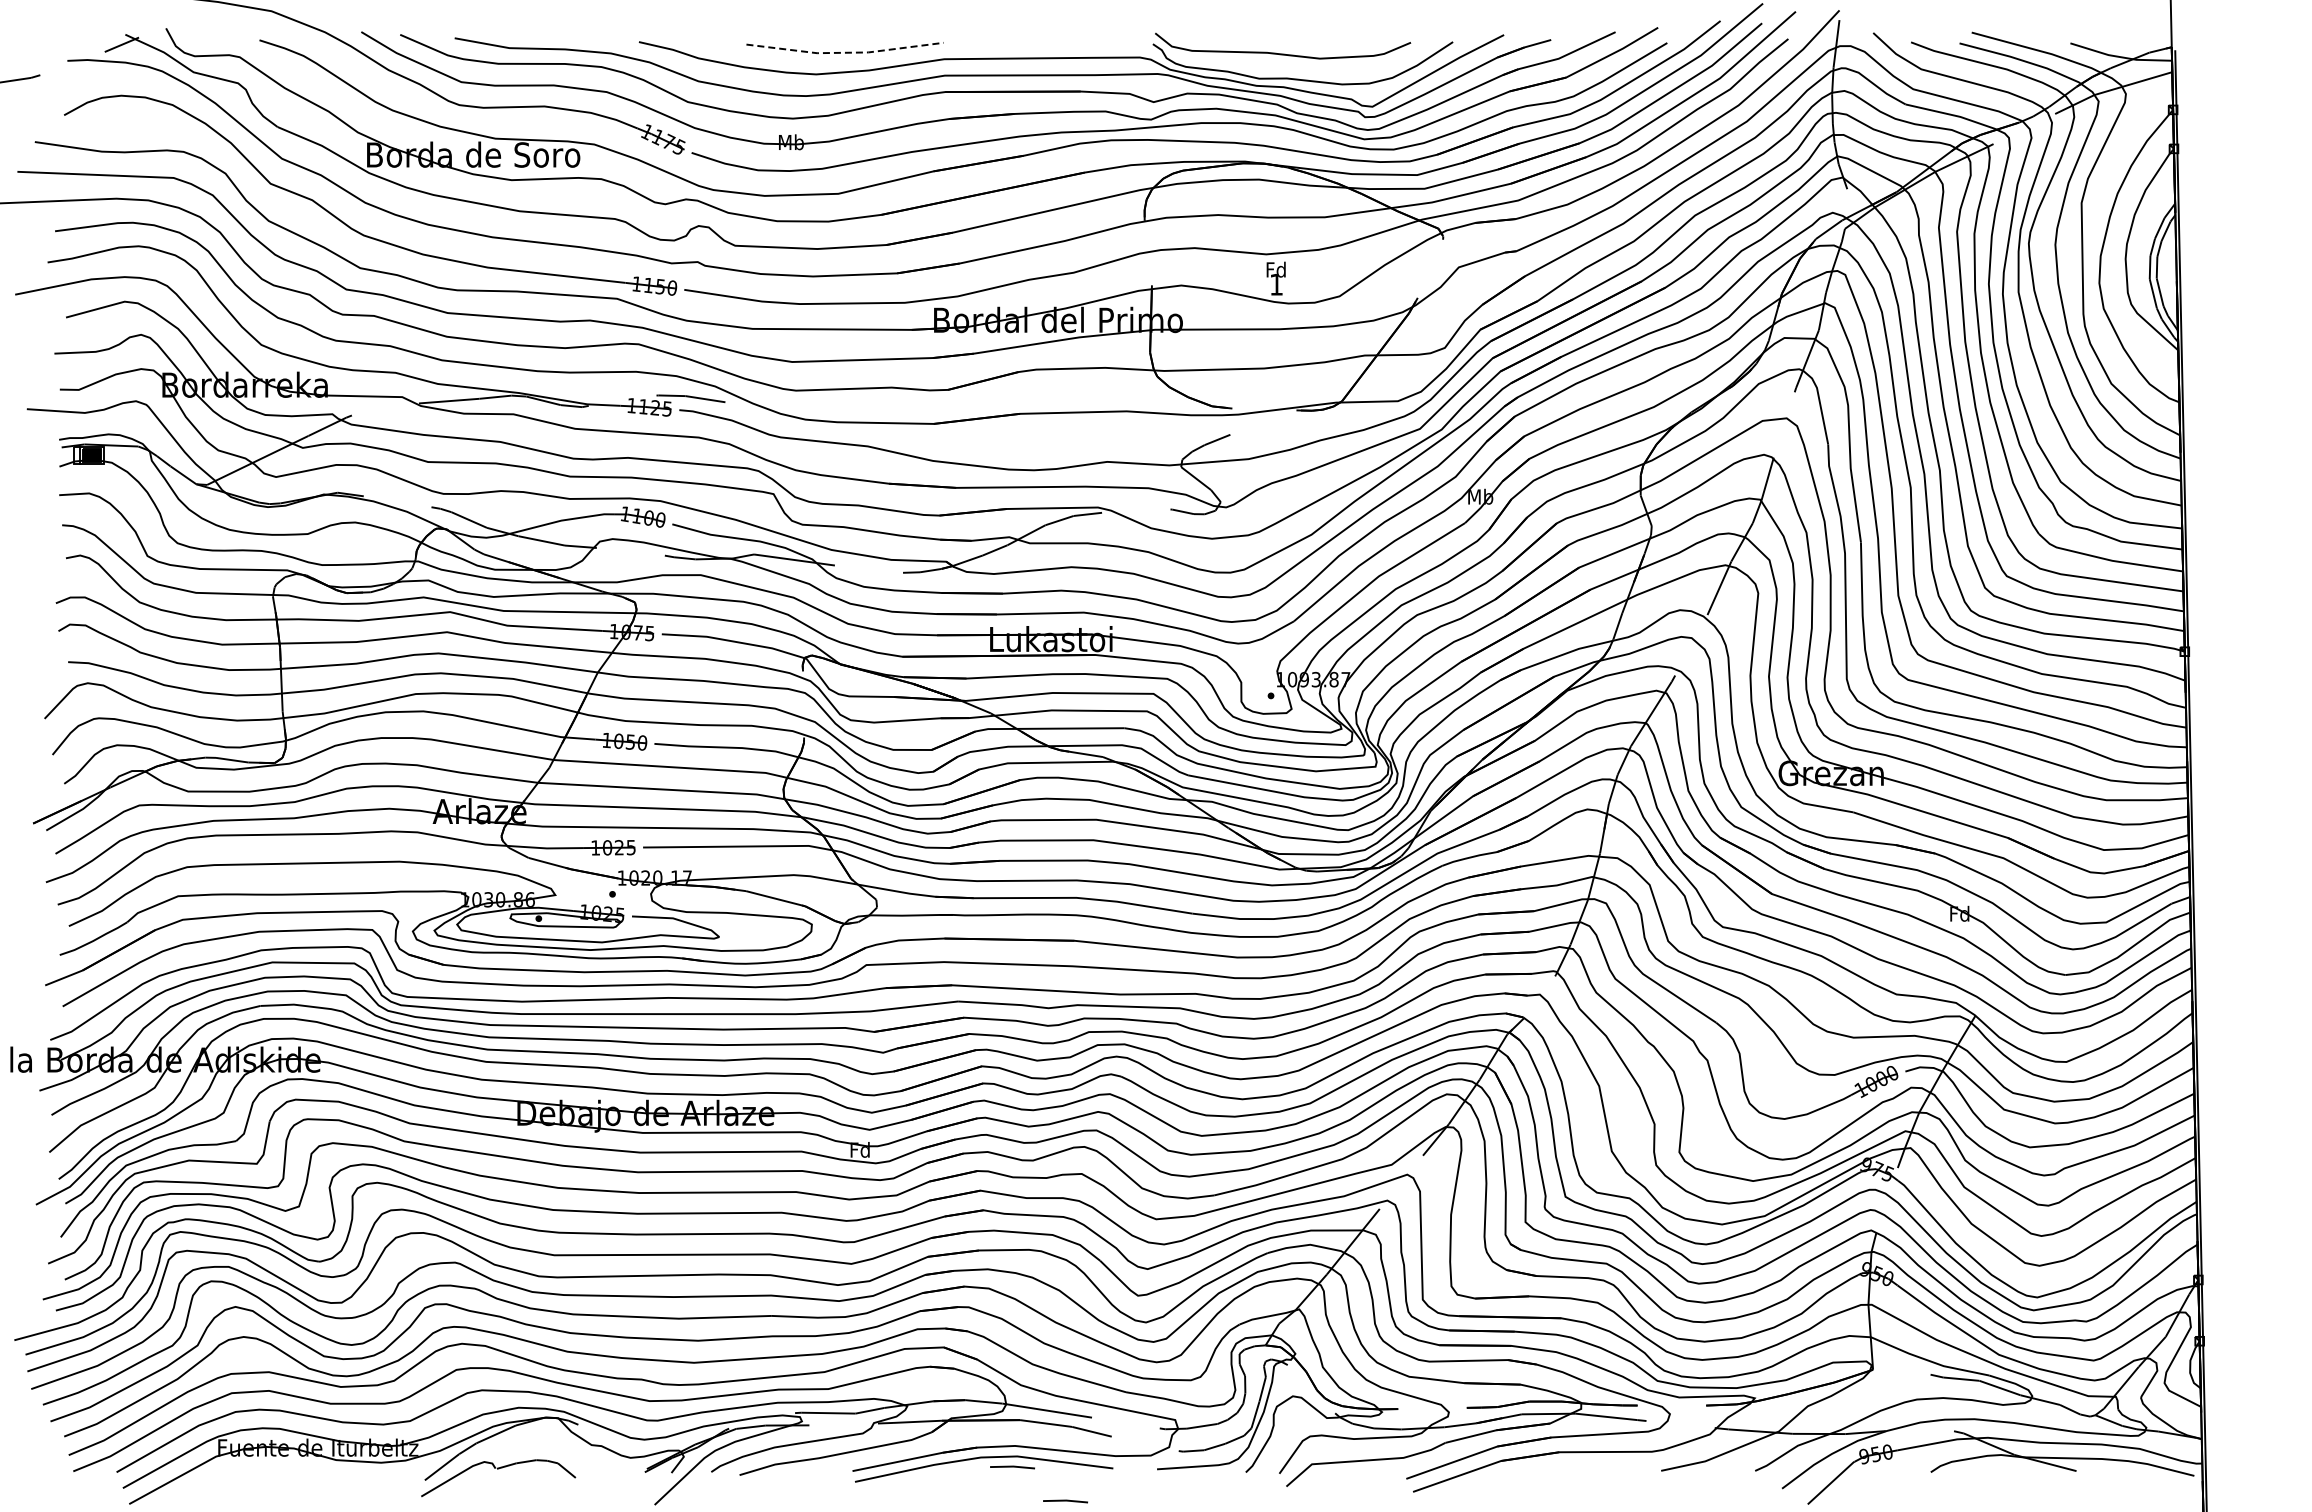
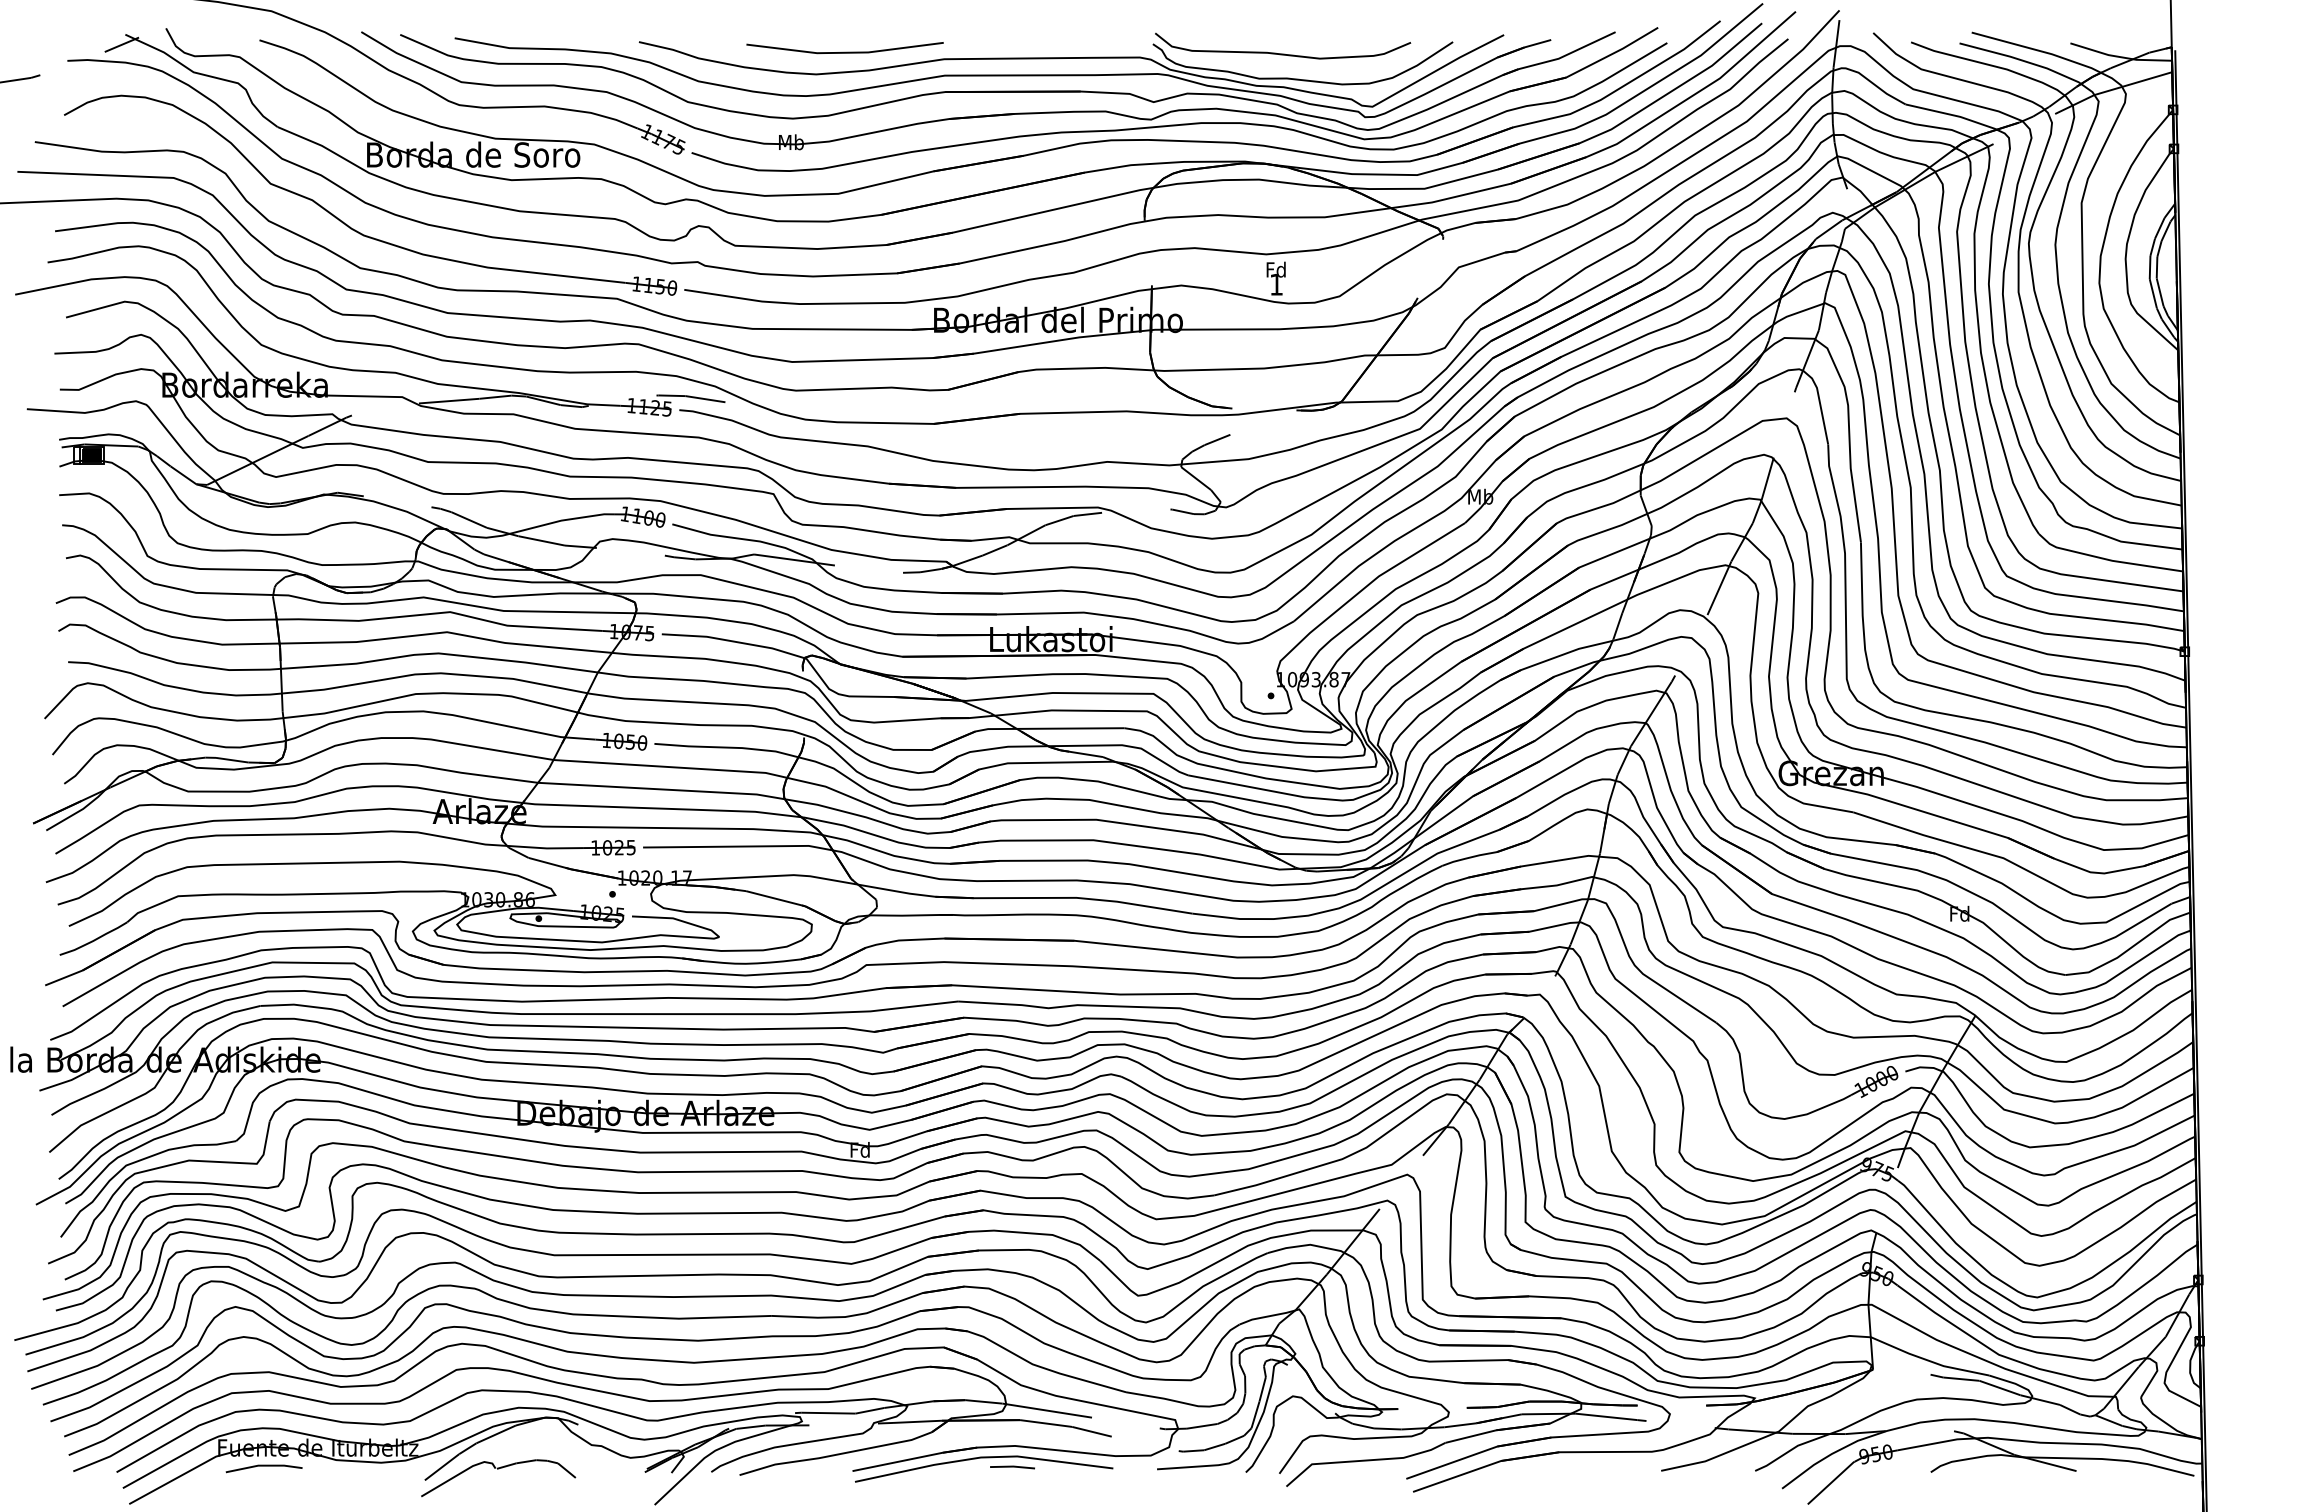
line: dashed -> solid (845, 52)
line: none -> present (263, 1466)
line: present -> none (1065, 1501)
